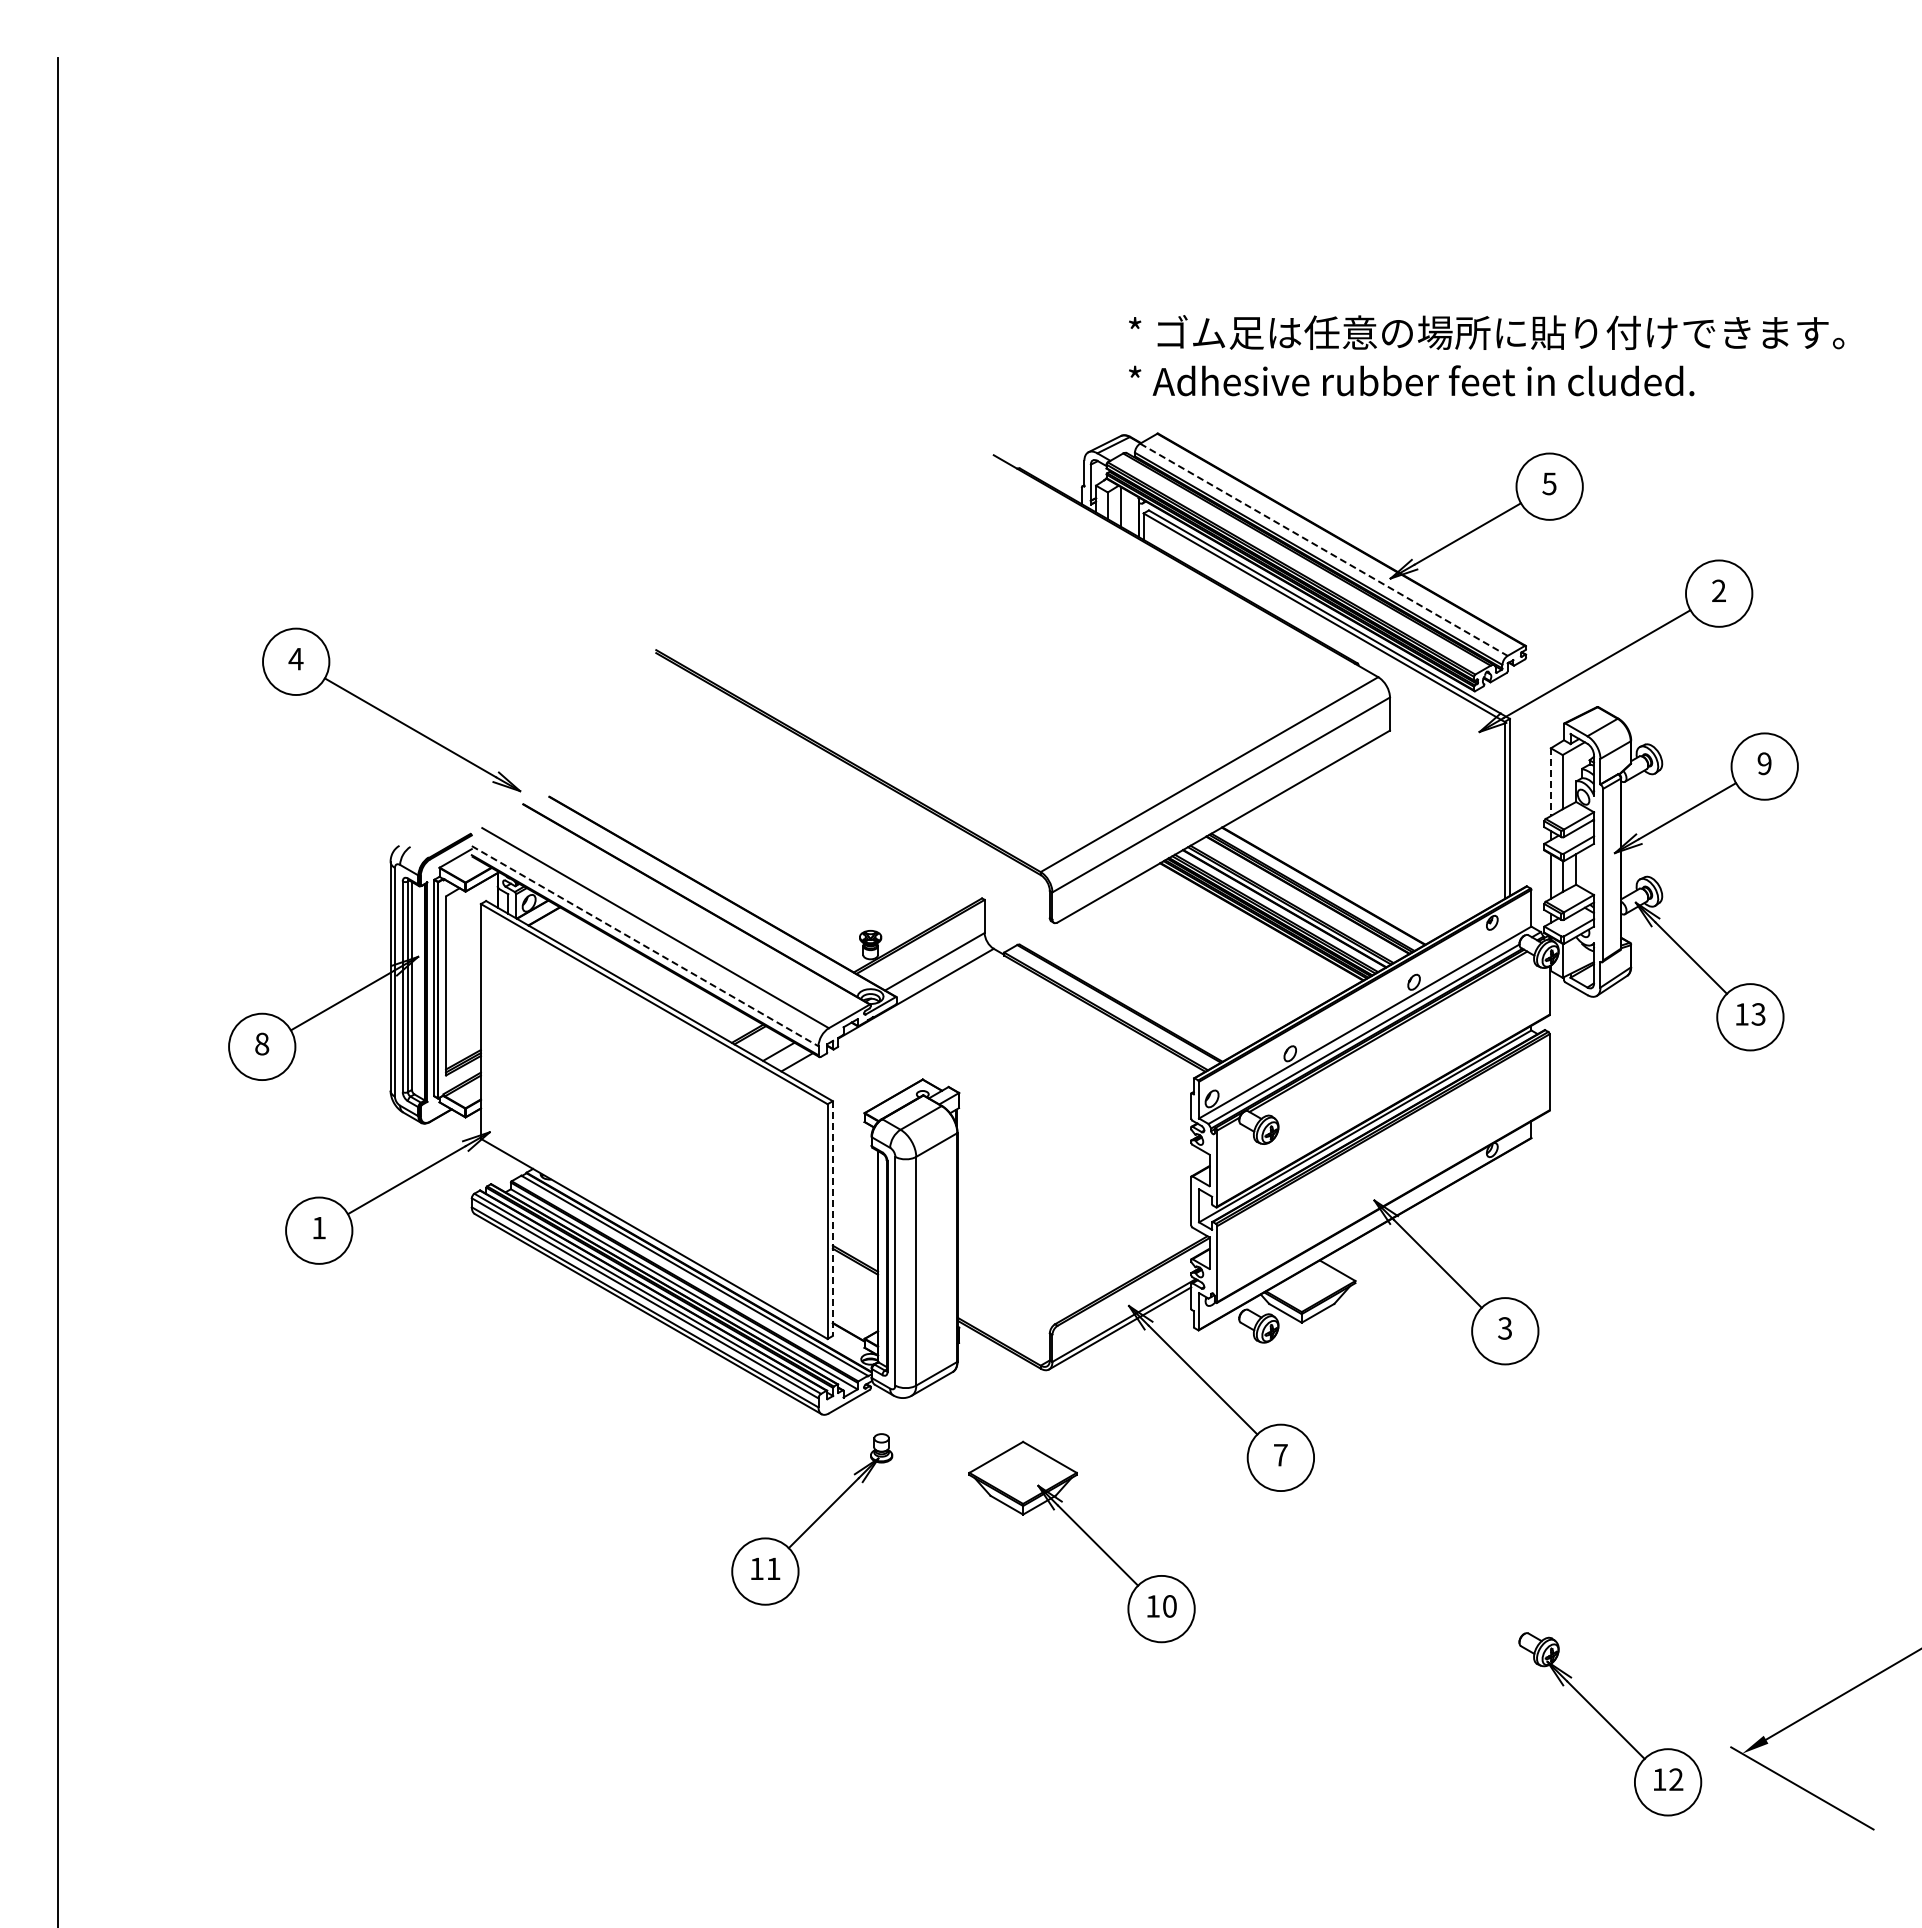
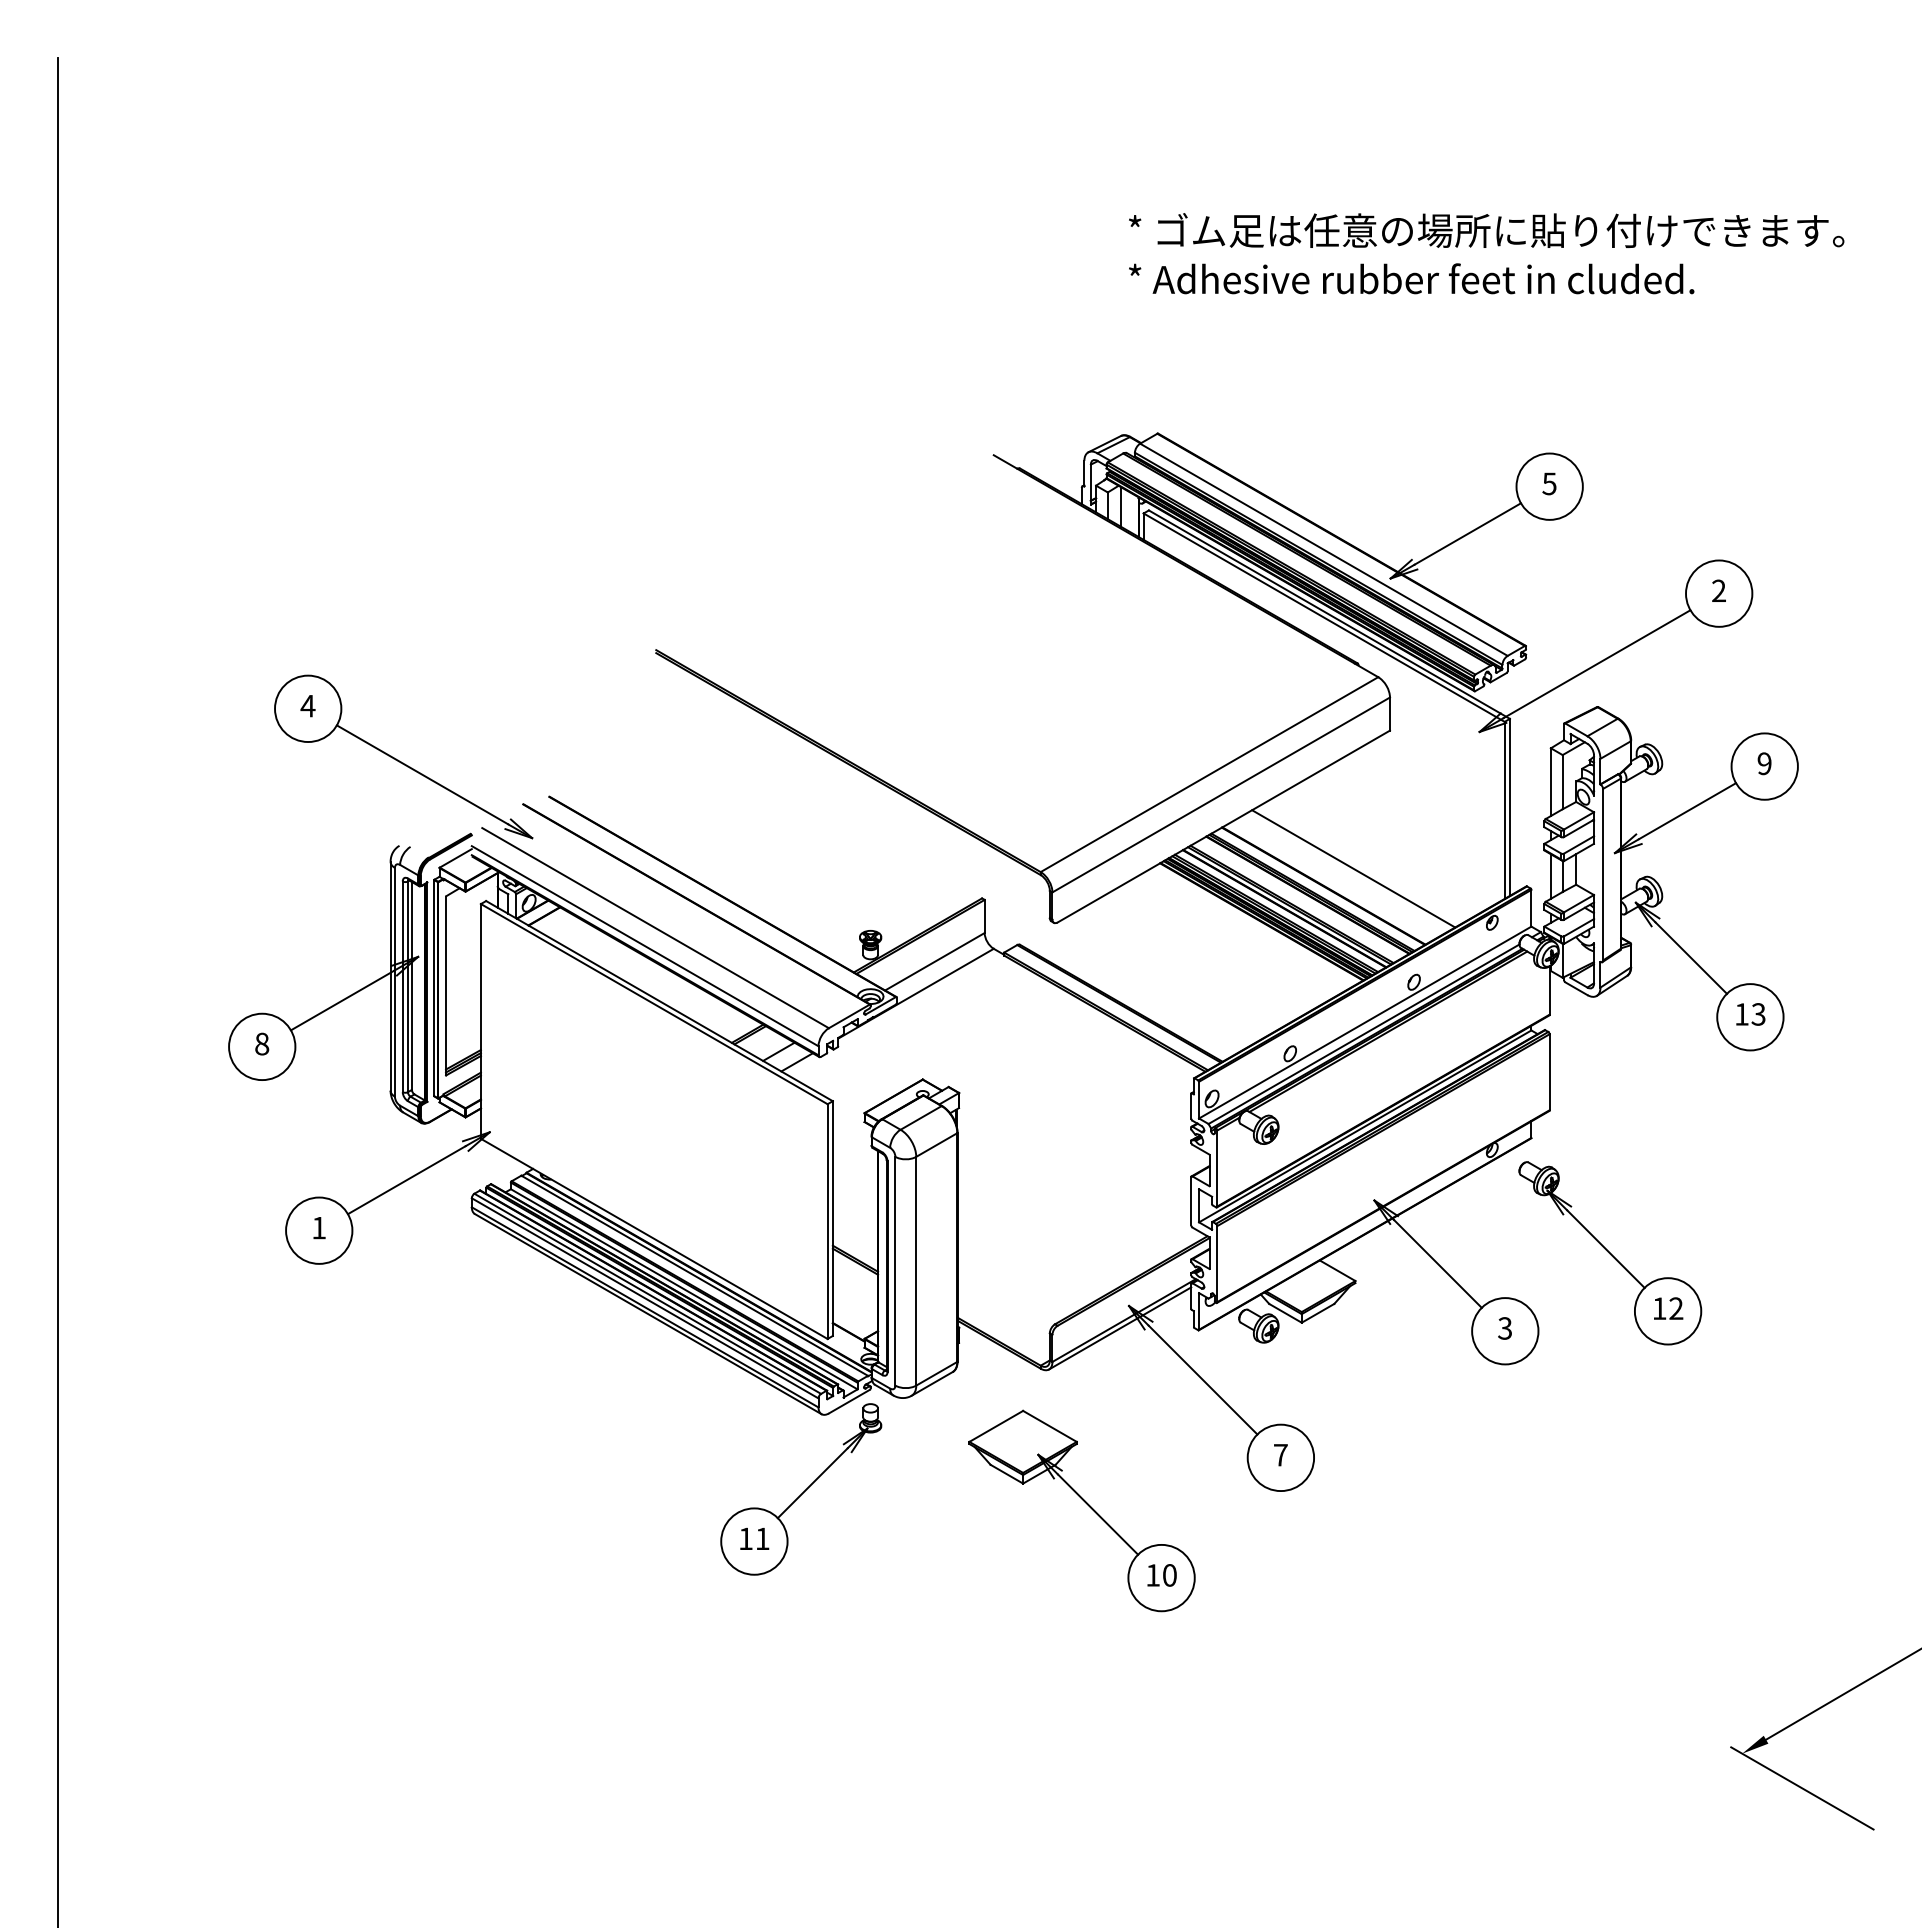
text position: (1486, 355) -> (1486, 253) (1486, 253)
line: dashed -> solid (1324, 550)
part position: (391, 709) -> (403, 756) (403, 756)
line: dashed -> solid (1550, 782)
line: none -> present (1353, 868)
line: dashed -> solid (645, 946)
line: dashed -> solid (832, 1219)
part position: (812, 1519) -> (801, 1489) (801, 1489)
part position: (1086, 1535) -> (1086, 1504) (1086, 1504)
part position: (1610, 1724) -> (1610, 1253) (1610, 1253)
